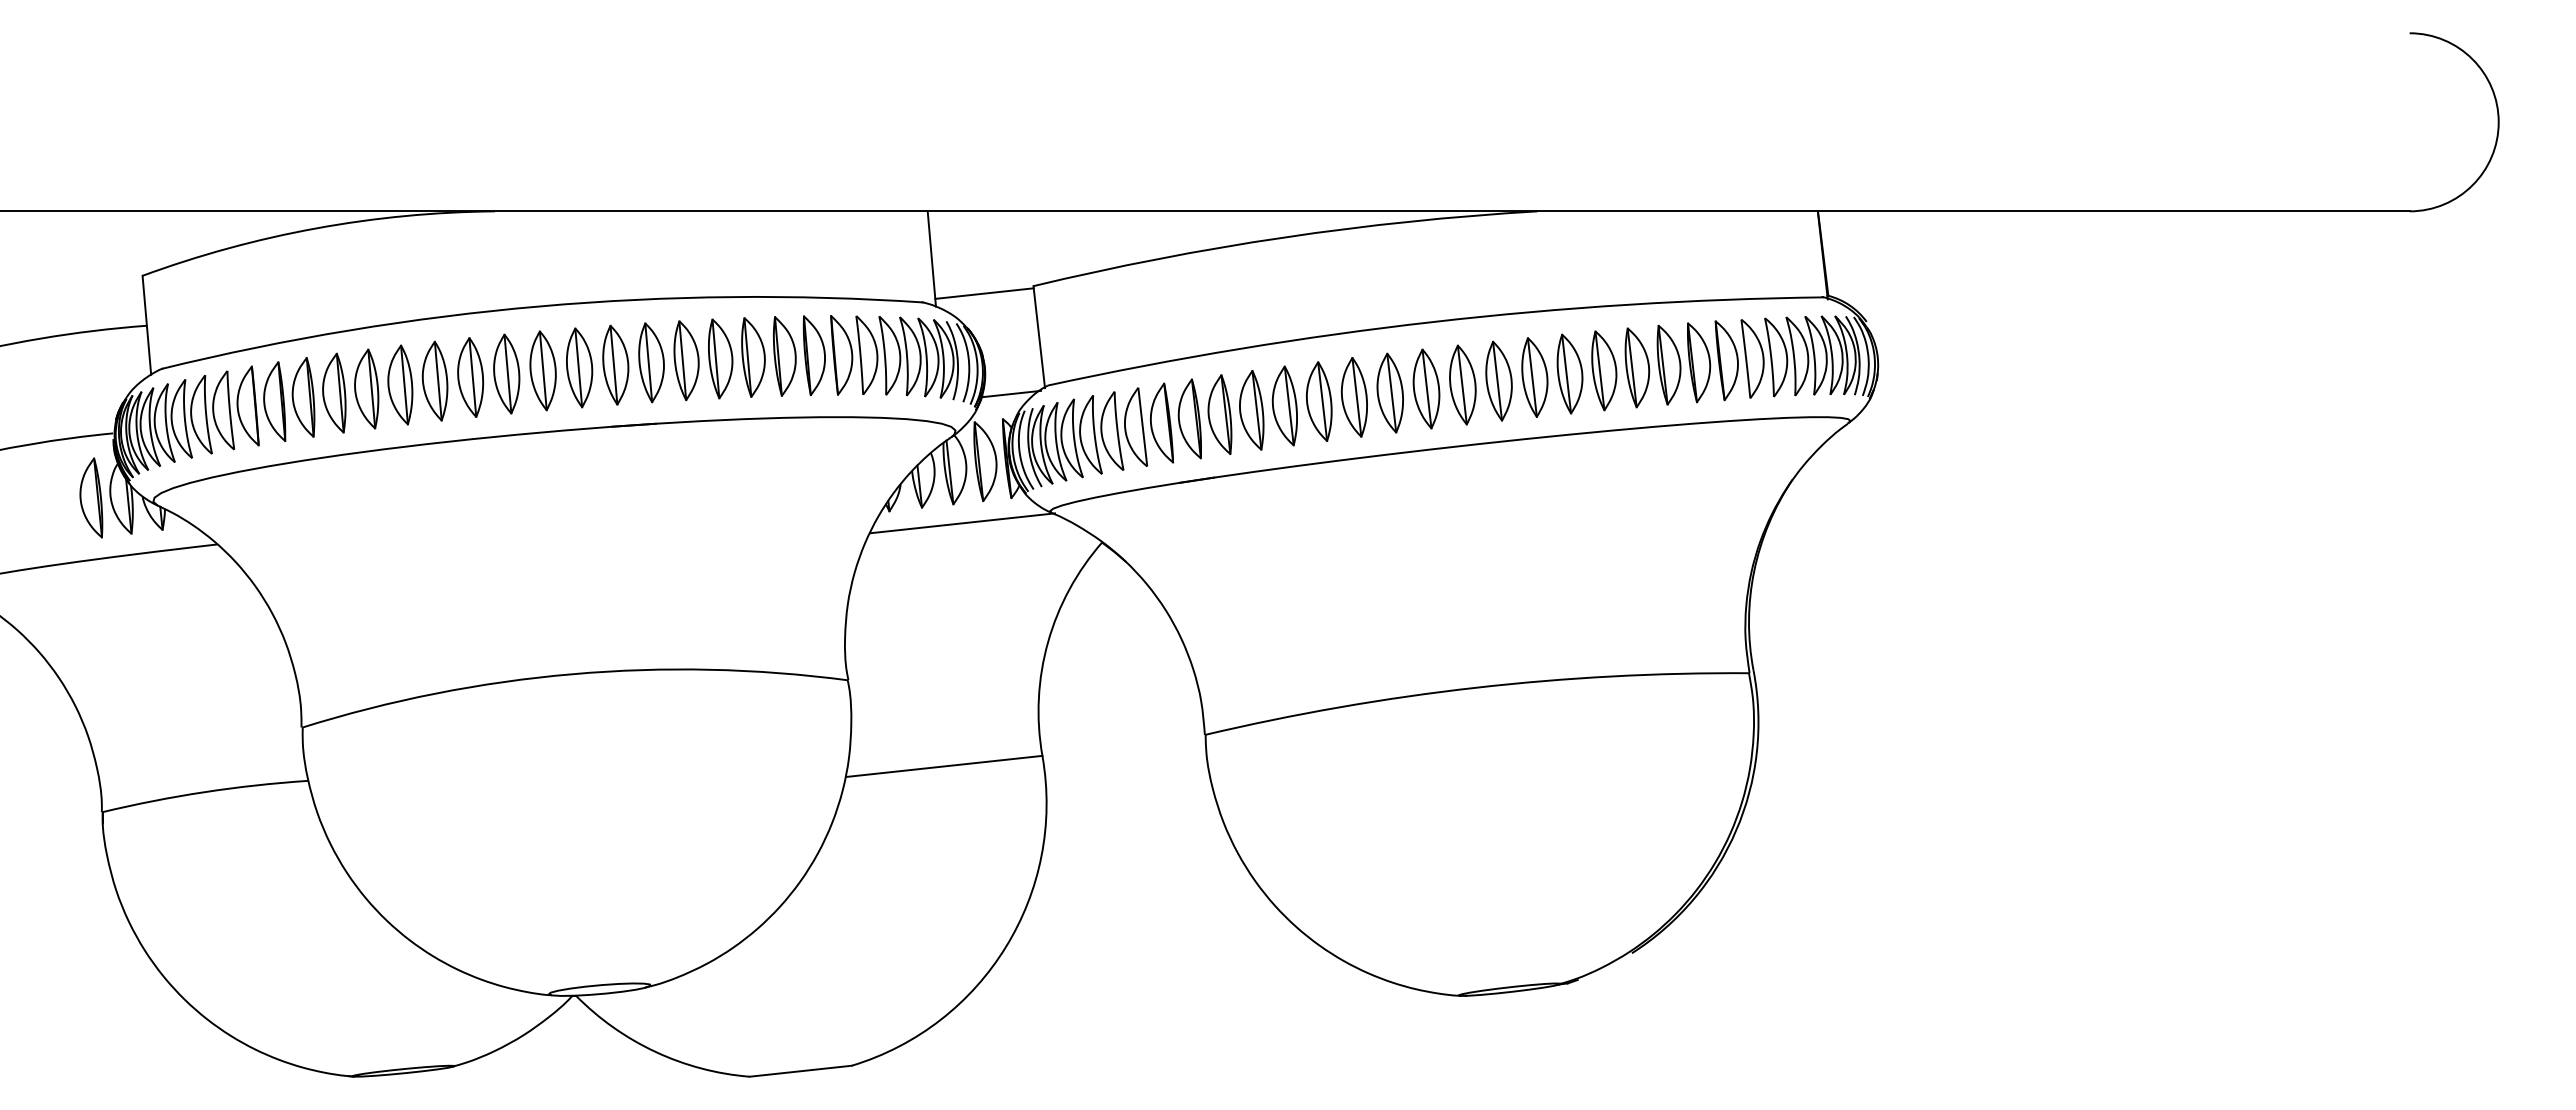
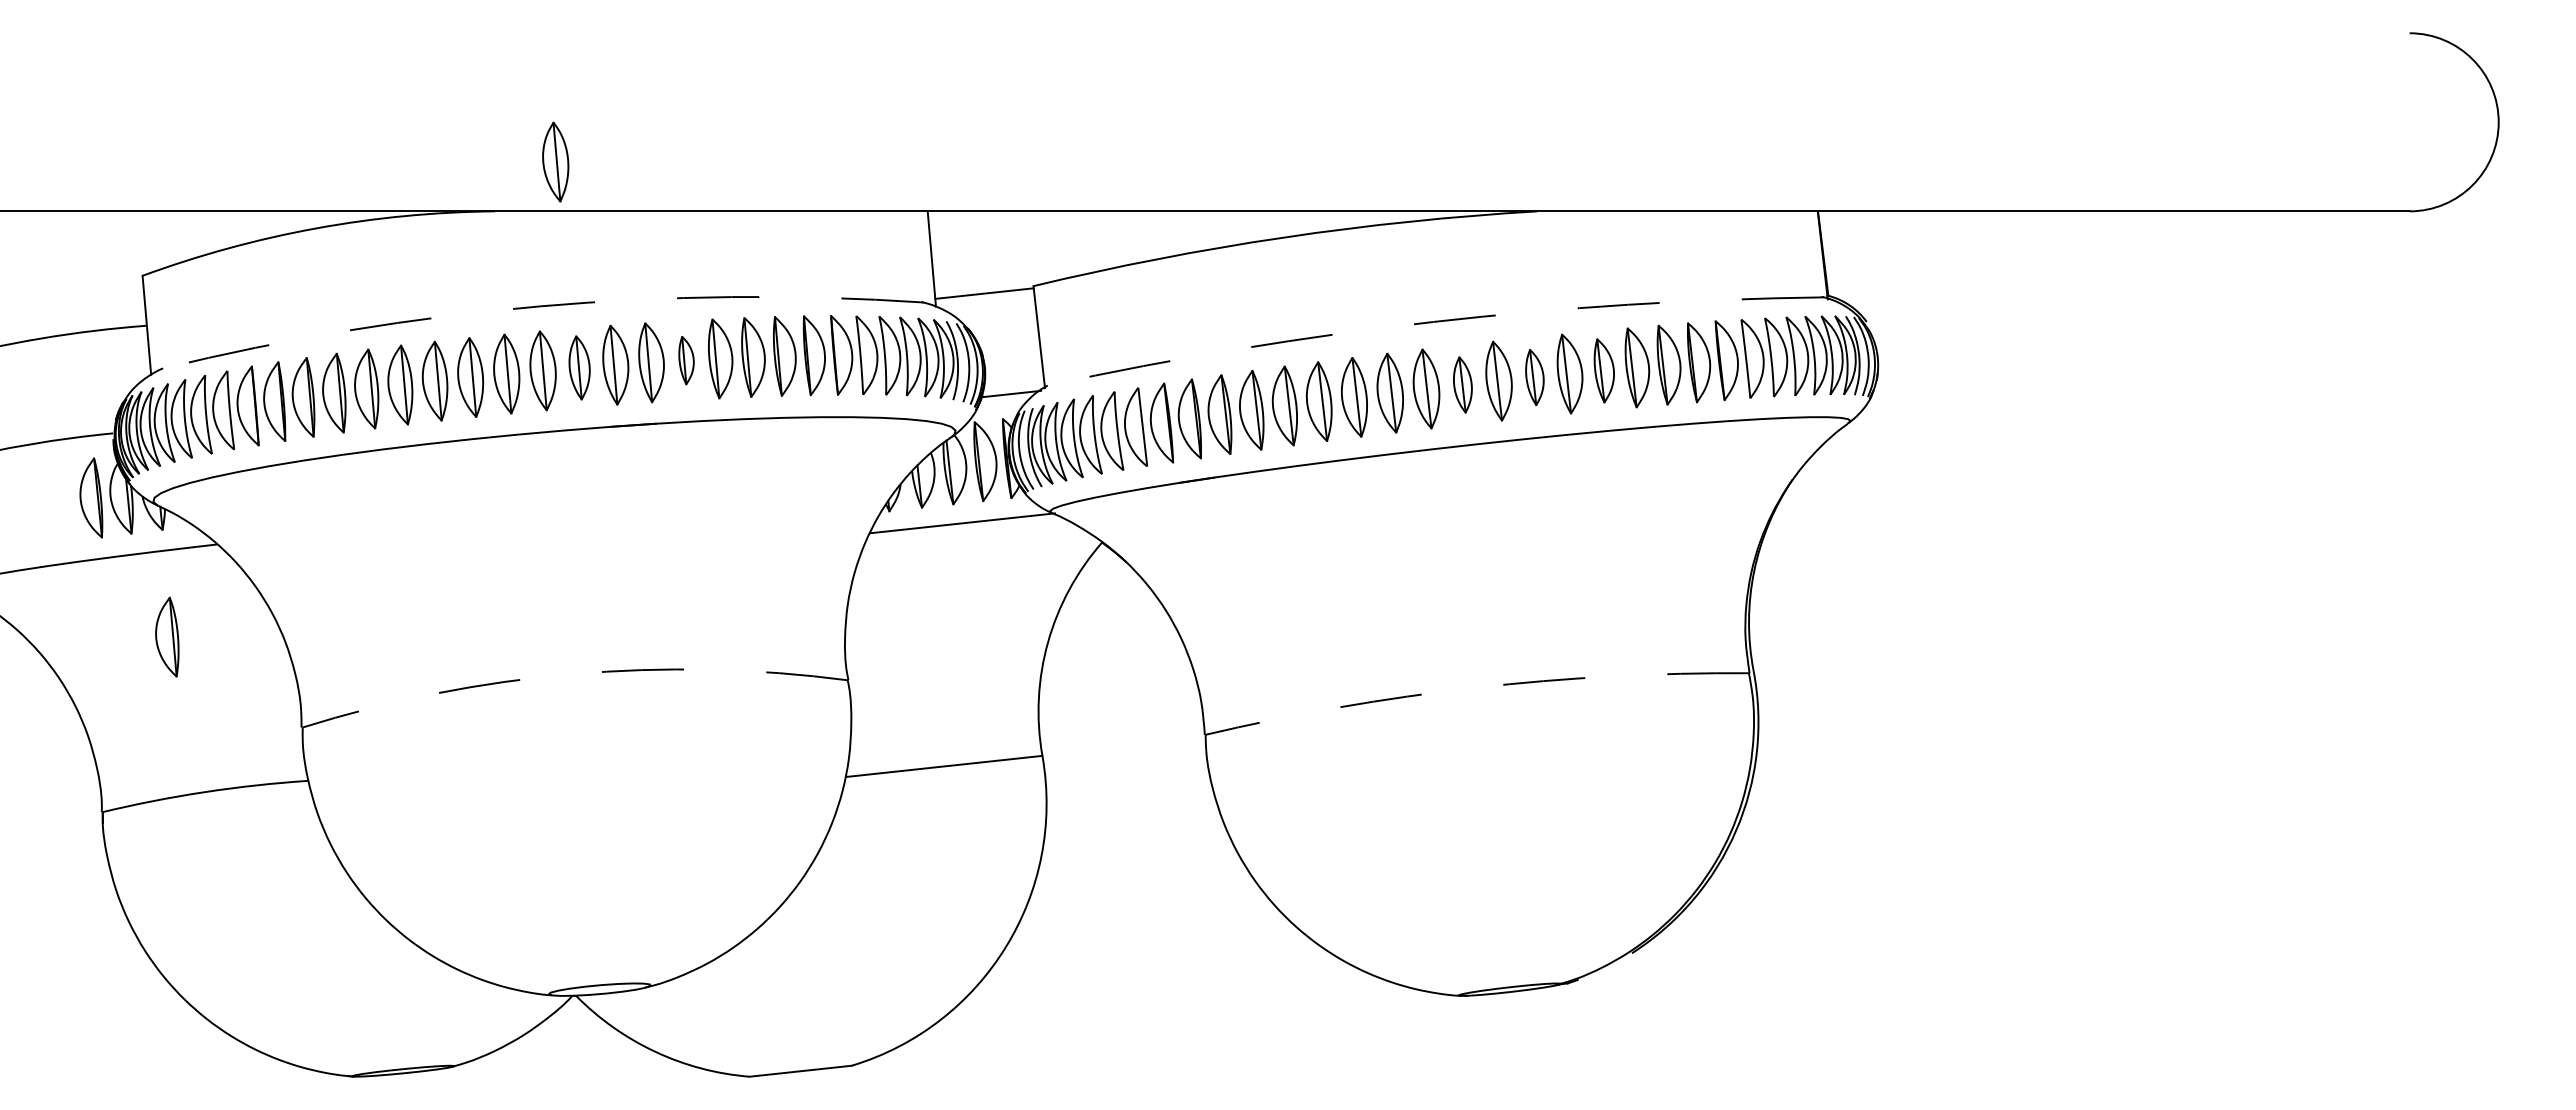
part: none -> present (555, 161)
arc: solid -> dashed (540, 306)
arc: solid -> dashed (1433, 321)
part size: 27x81 px -> 17x50 px (686, 360)
part size: 28x82 px -> 23x66 px (579, 367)
part size: 27x82 px -> 22x66 px (1603, 370)
part size: 28x81 px -> 20x57 px (1534, 377)
part size: 28x82 px -> 20x58 px (1462, 384)
part: none -> present (167, 636)
arc: solid -> dashed (572, 674)
arc: solid -> dashed (1475, 687)
